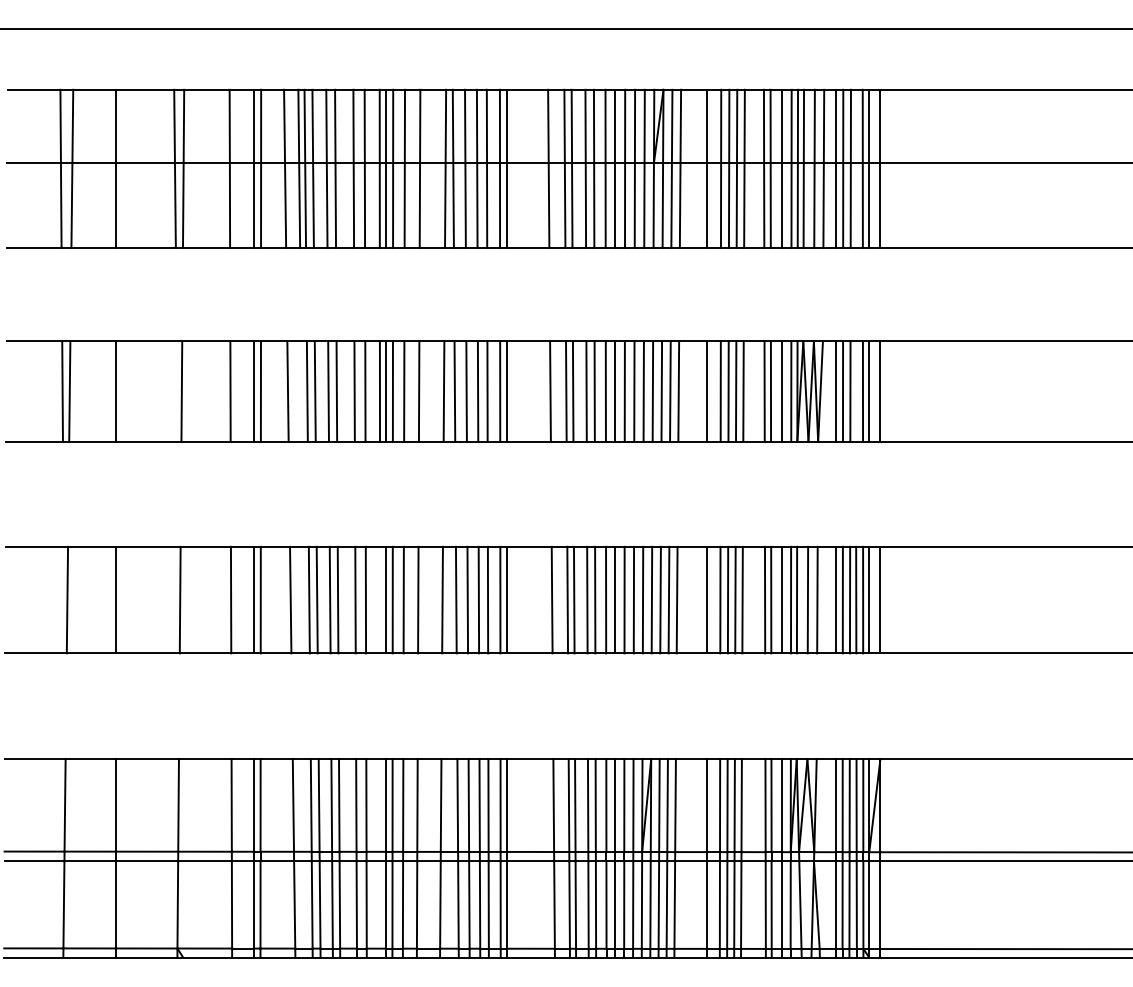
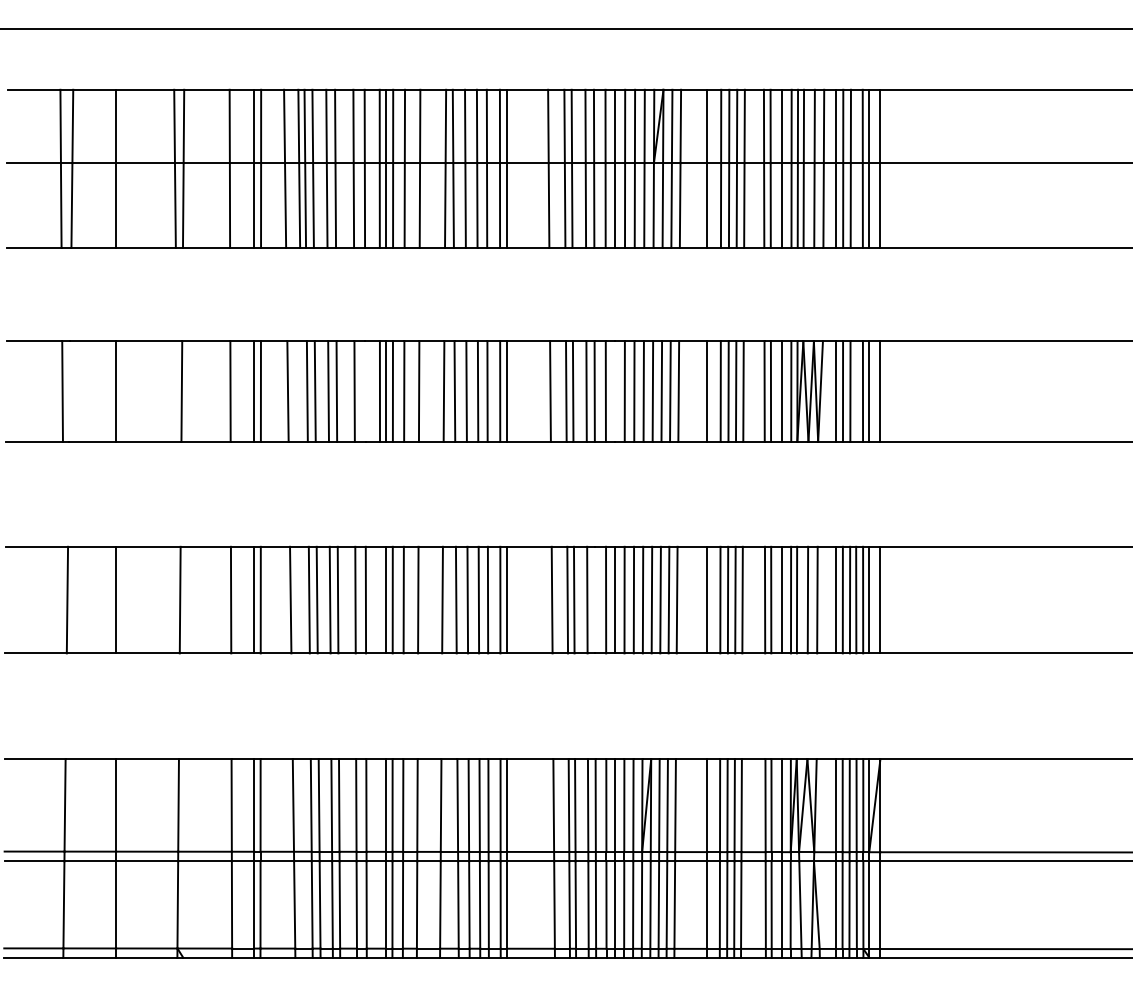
line: present -> none (69, 391)
line: present -> none (365, 391)
line: present -> none (615, 391)
line: present -> none (595, 599)
